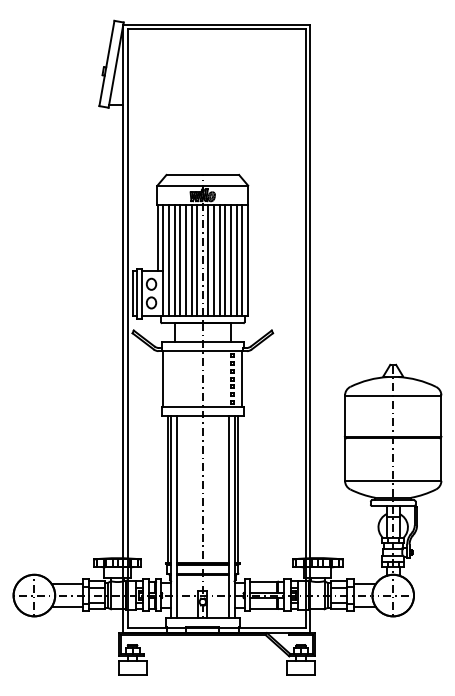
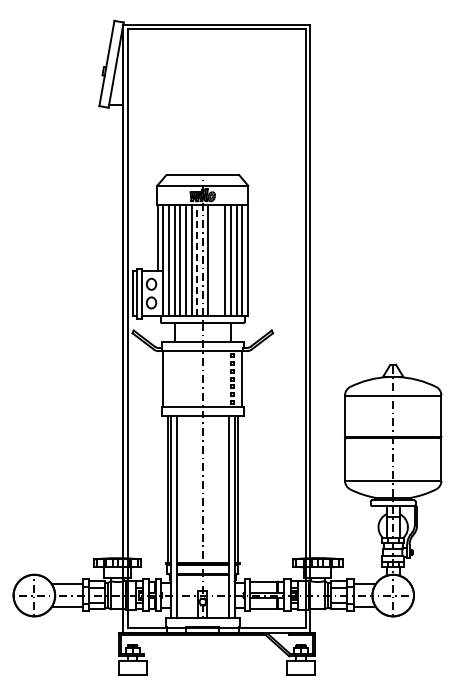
line: present -> none (214, 259)
line: present -> none (219, 259)
line: solid -> dashed (197, 260)
